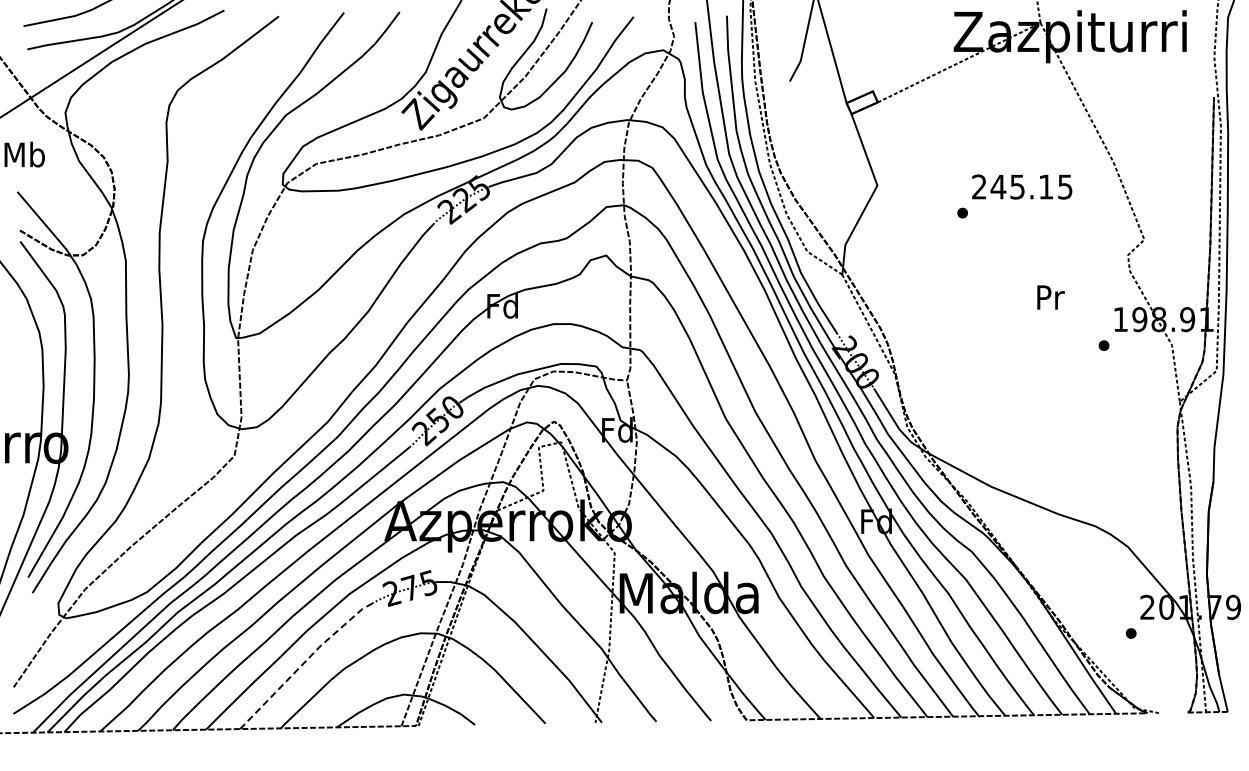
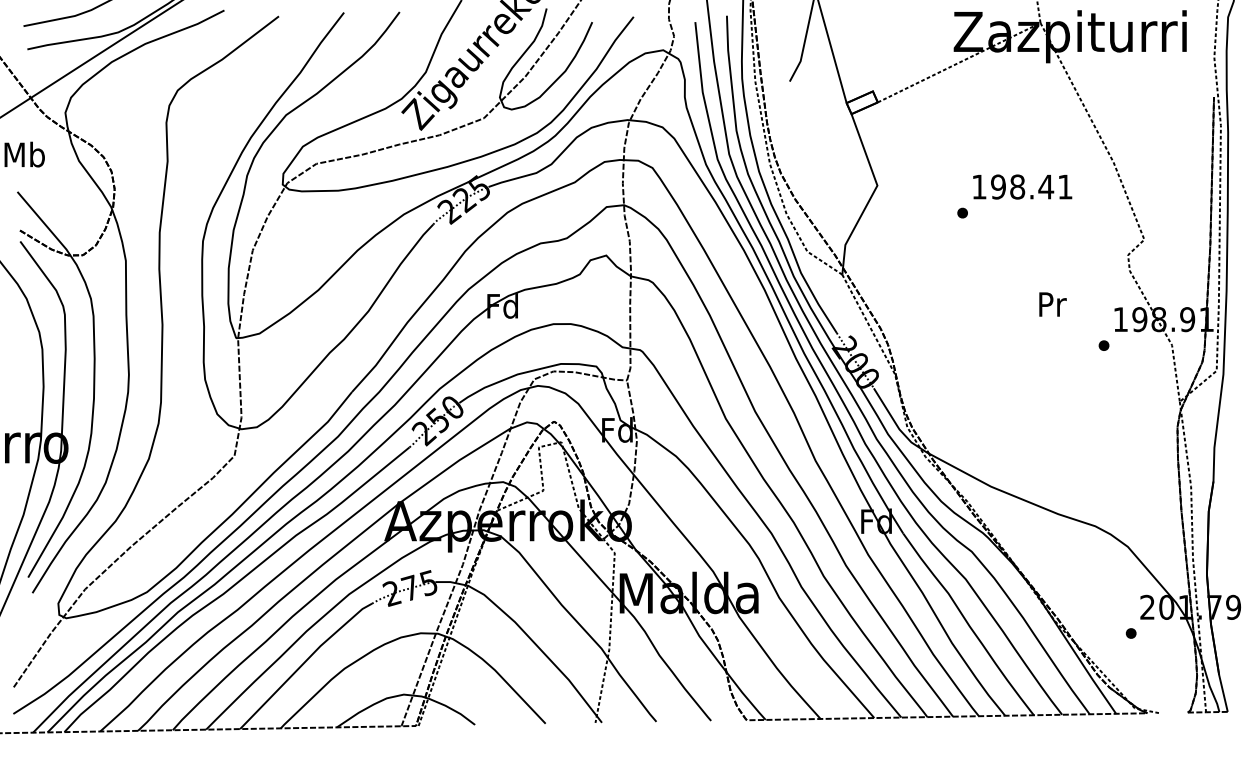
text: 245.15 -> 198.41 (1022, 186)
text position: (1050, 297) -> (1052, 304) (1052, 304)
line: dashed -> solid (304, 662)
